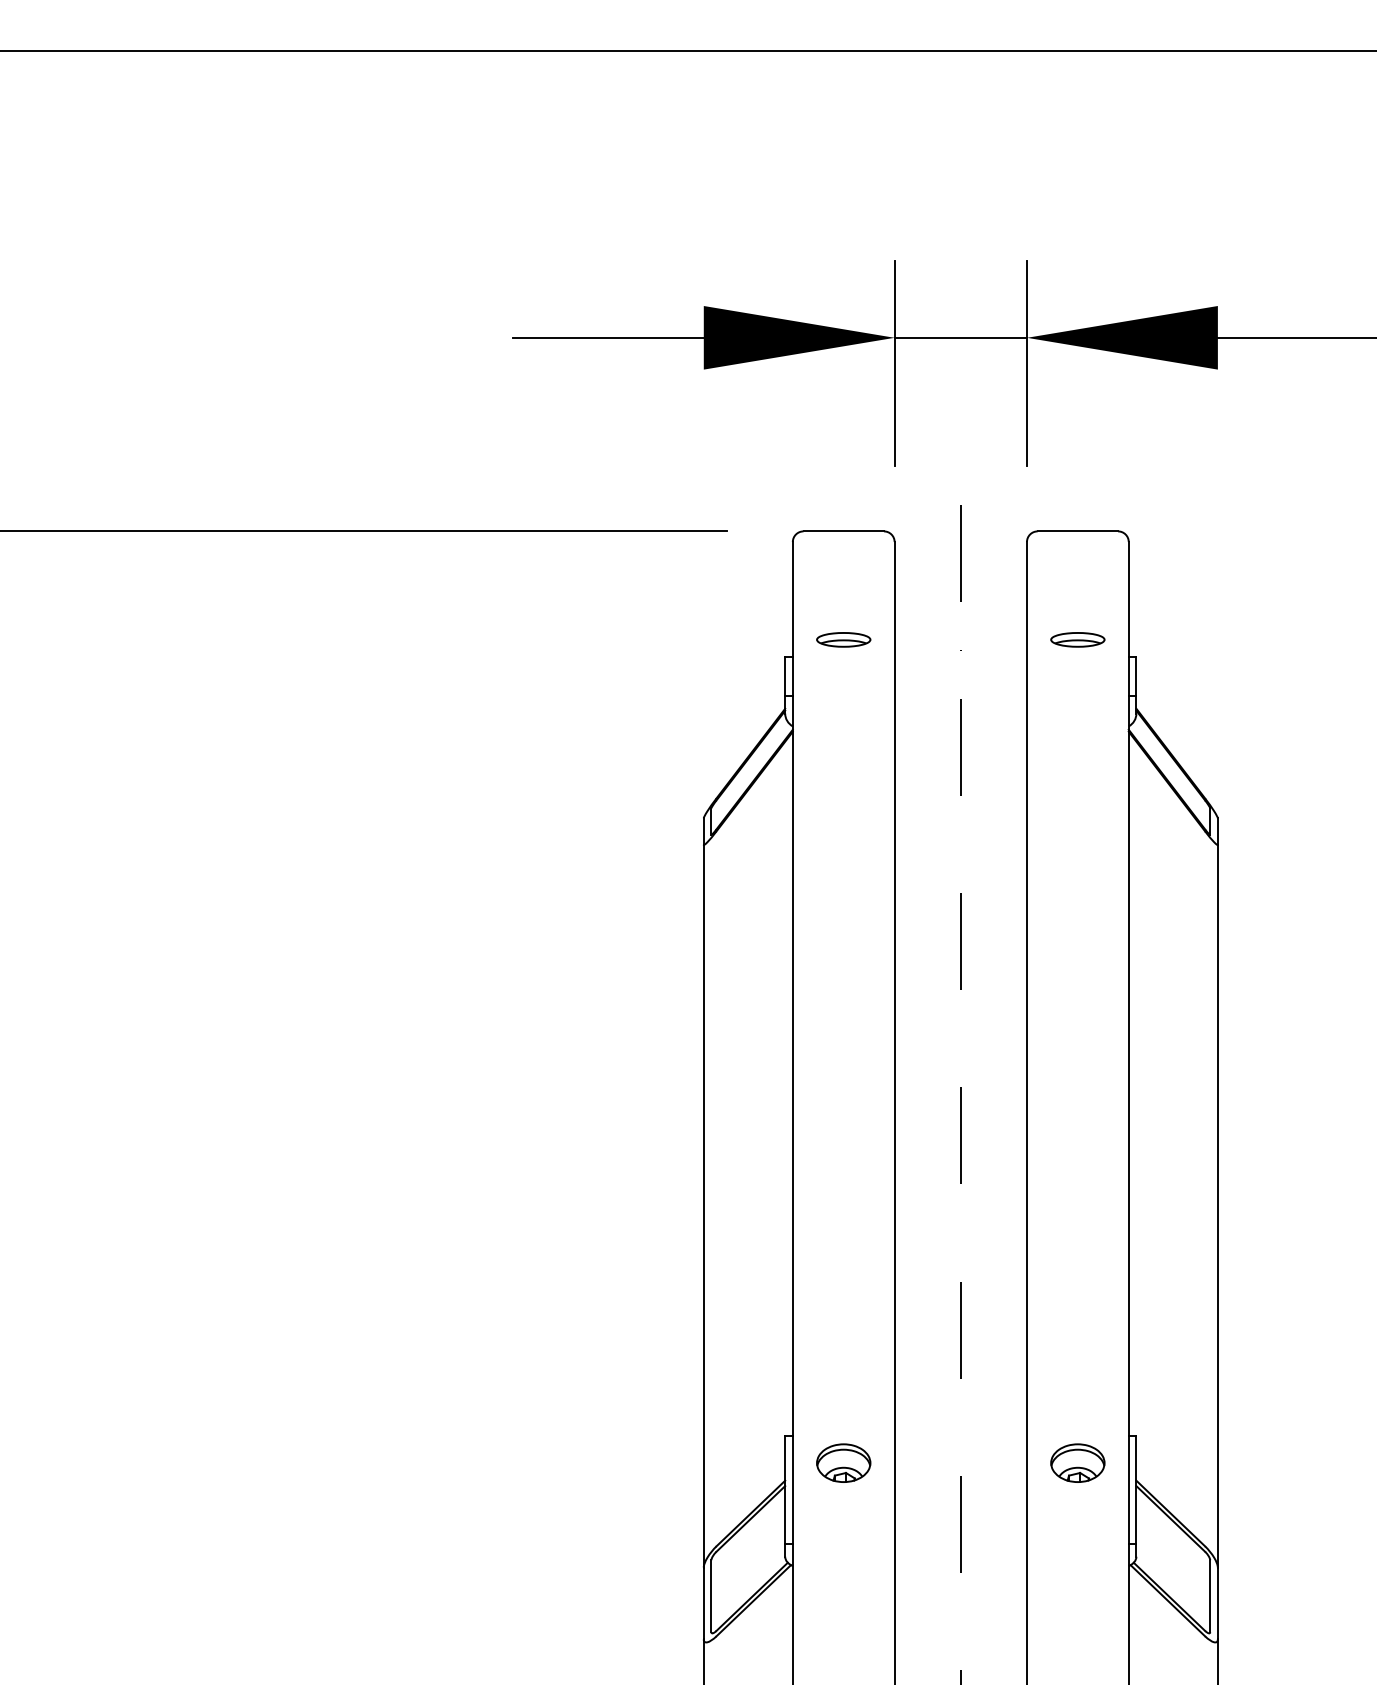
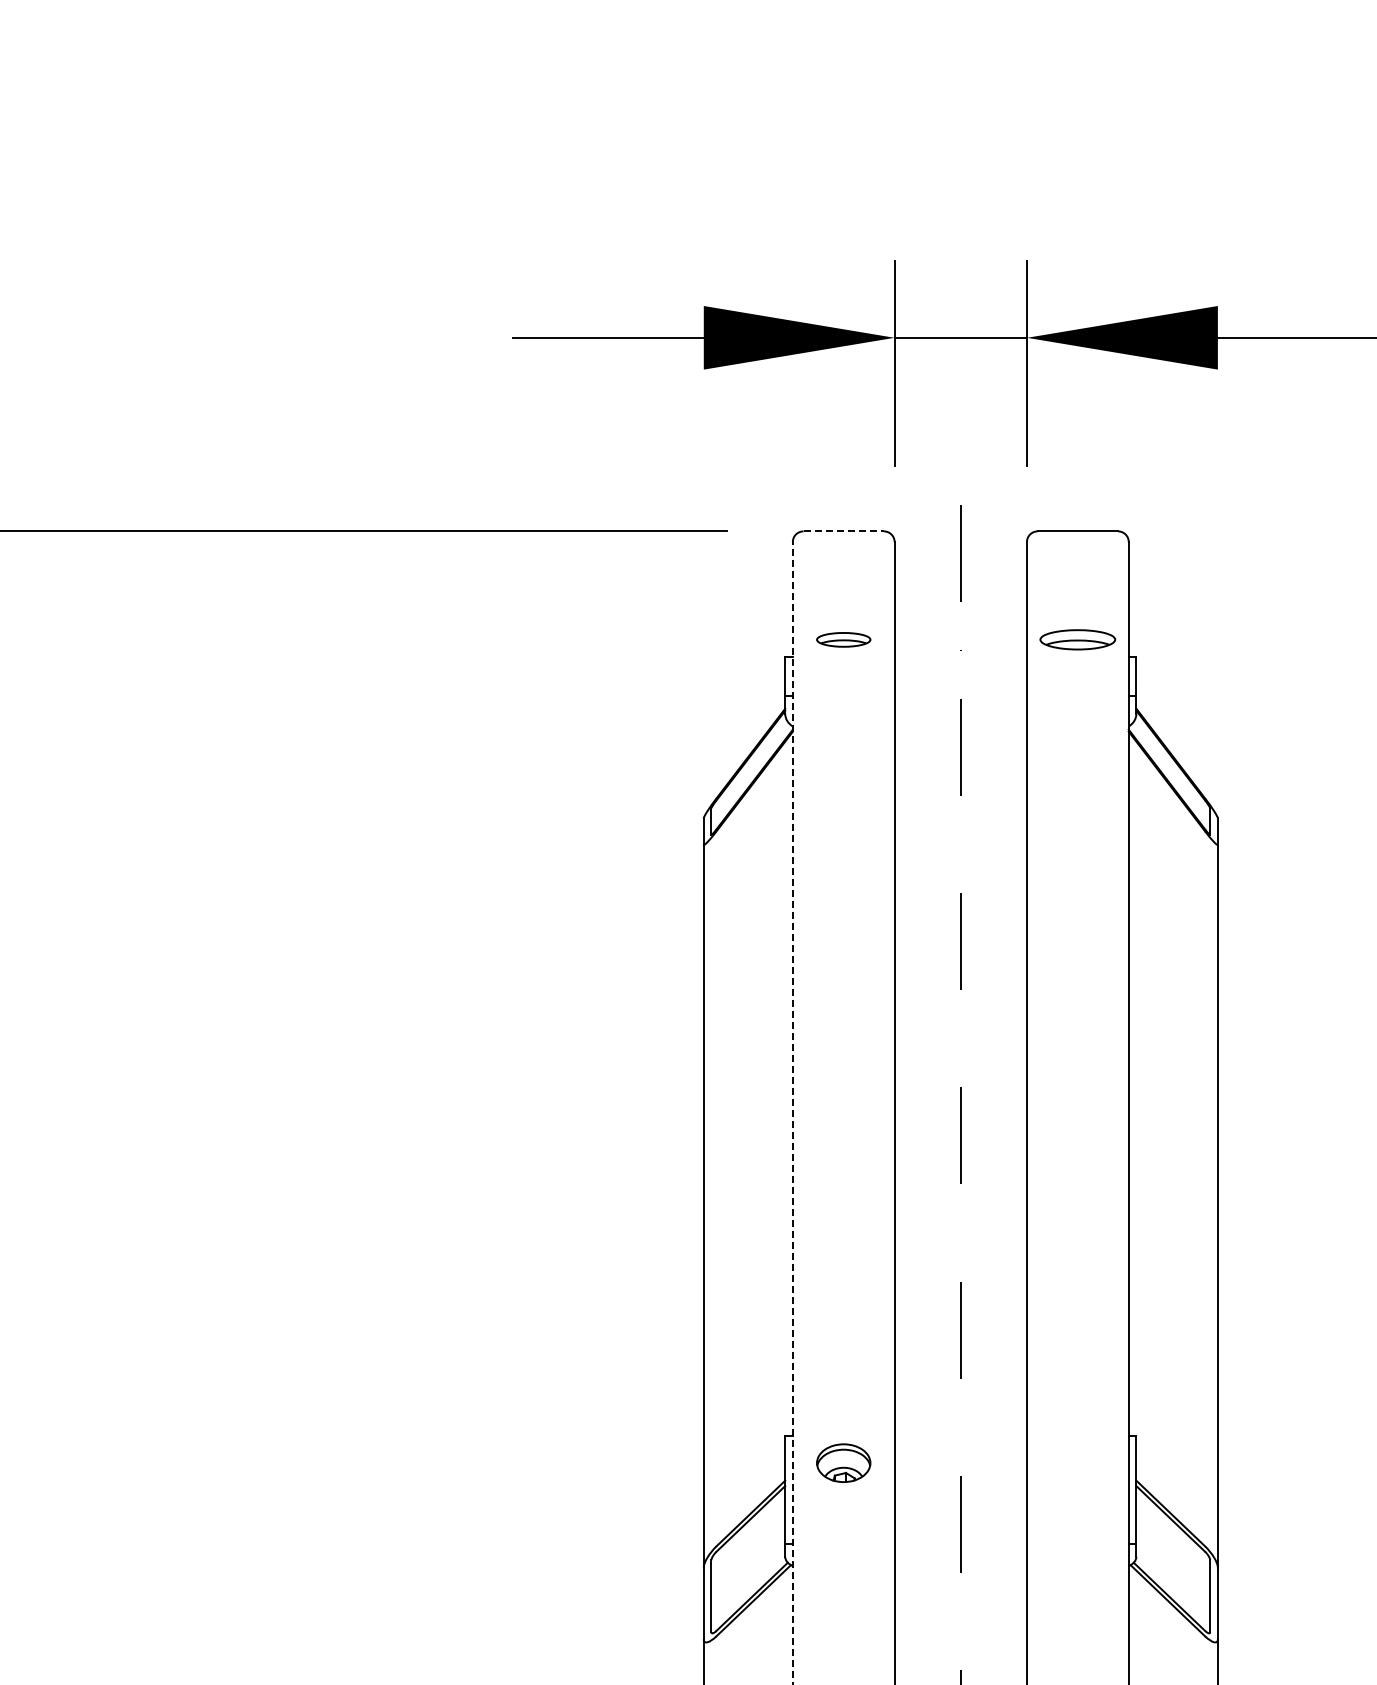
line: present -> none (687, 51)
line: solid -> dashed (844, 531)
part size: 56x16 px -> 78x22 px (1077, 639)
line: solid -> dashed (792, 1112)
part: present -> none (1077, 1462)
